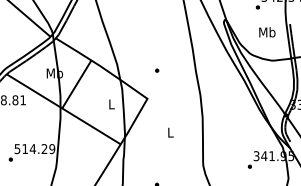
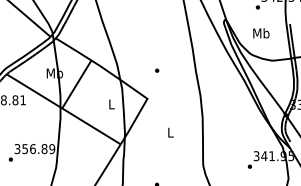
text position: (267, 32) -> (261, 33) (261, 33)
text: 514.29 -> 356.89 (31, 149)
